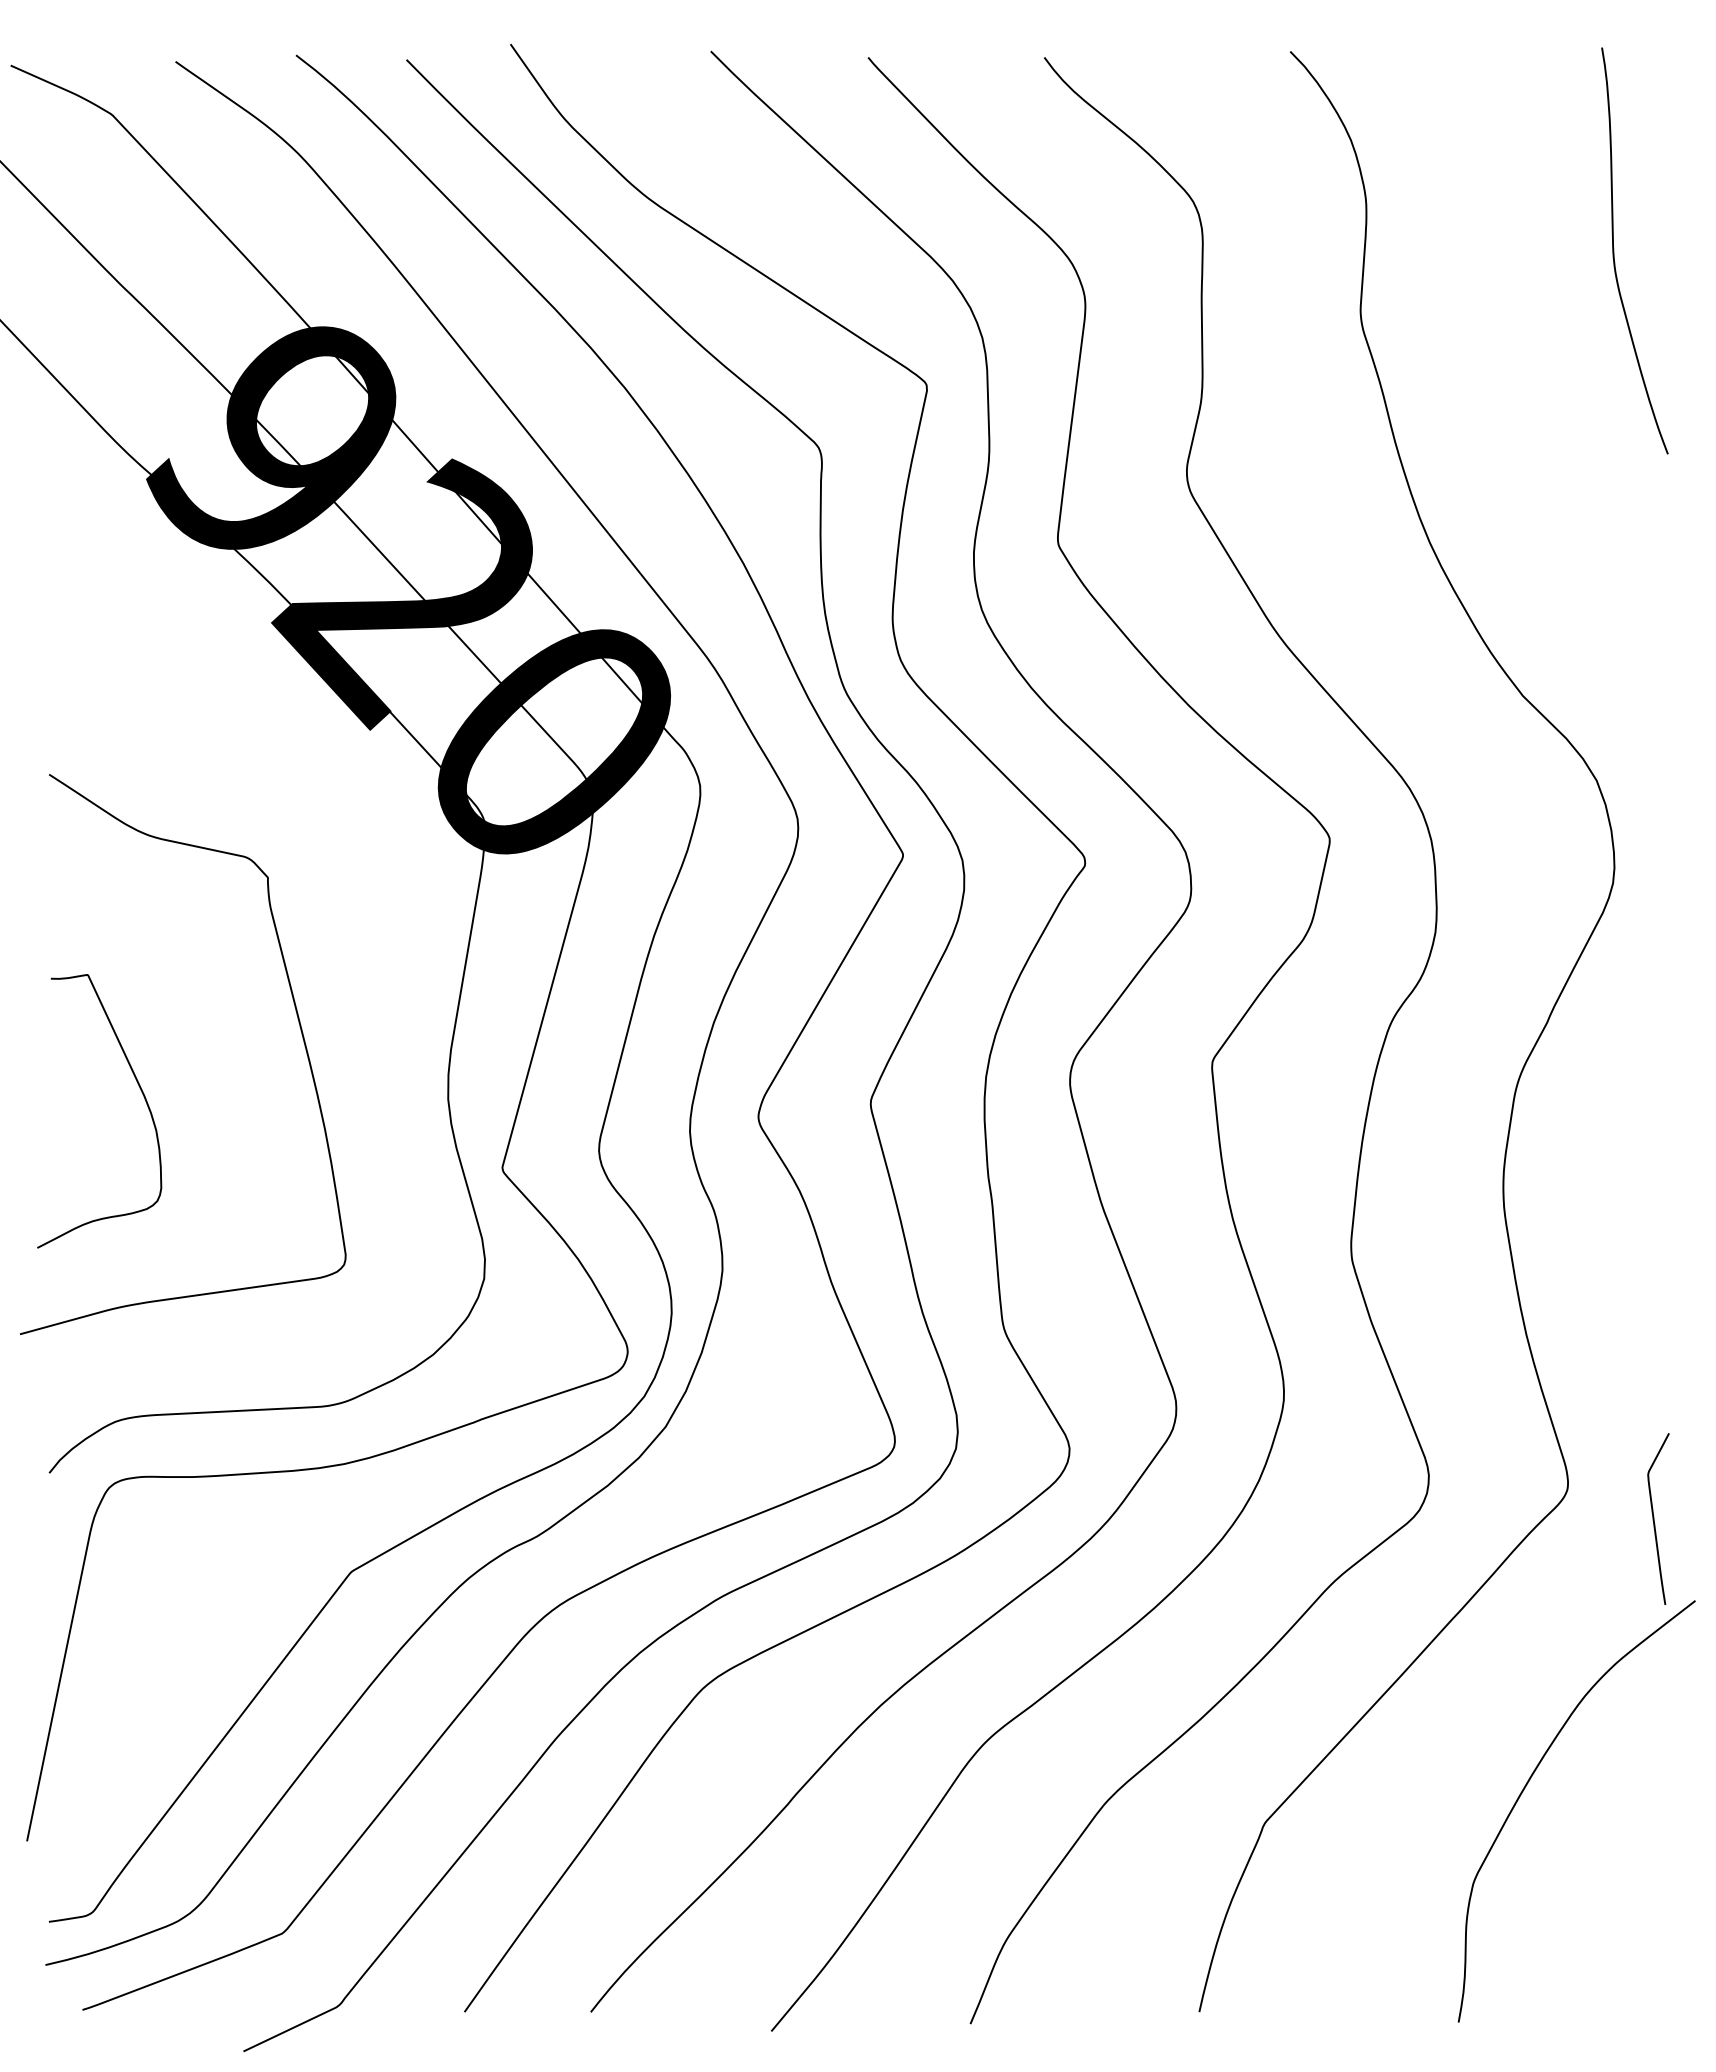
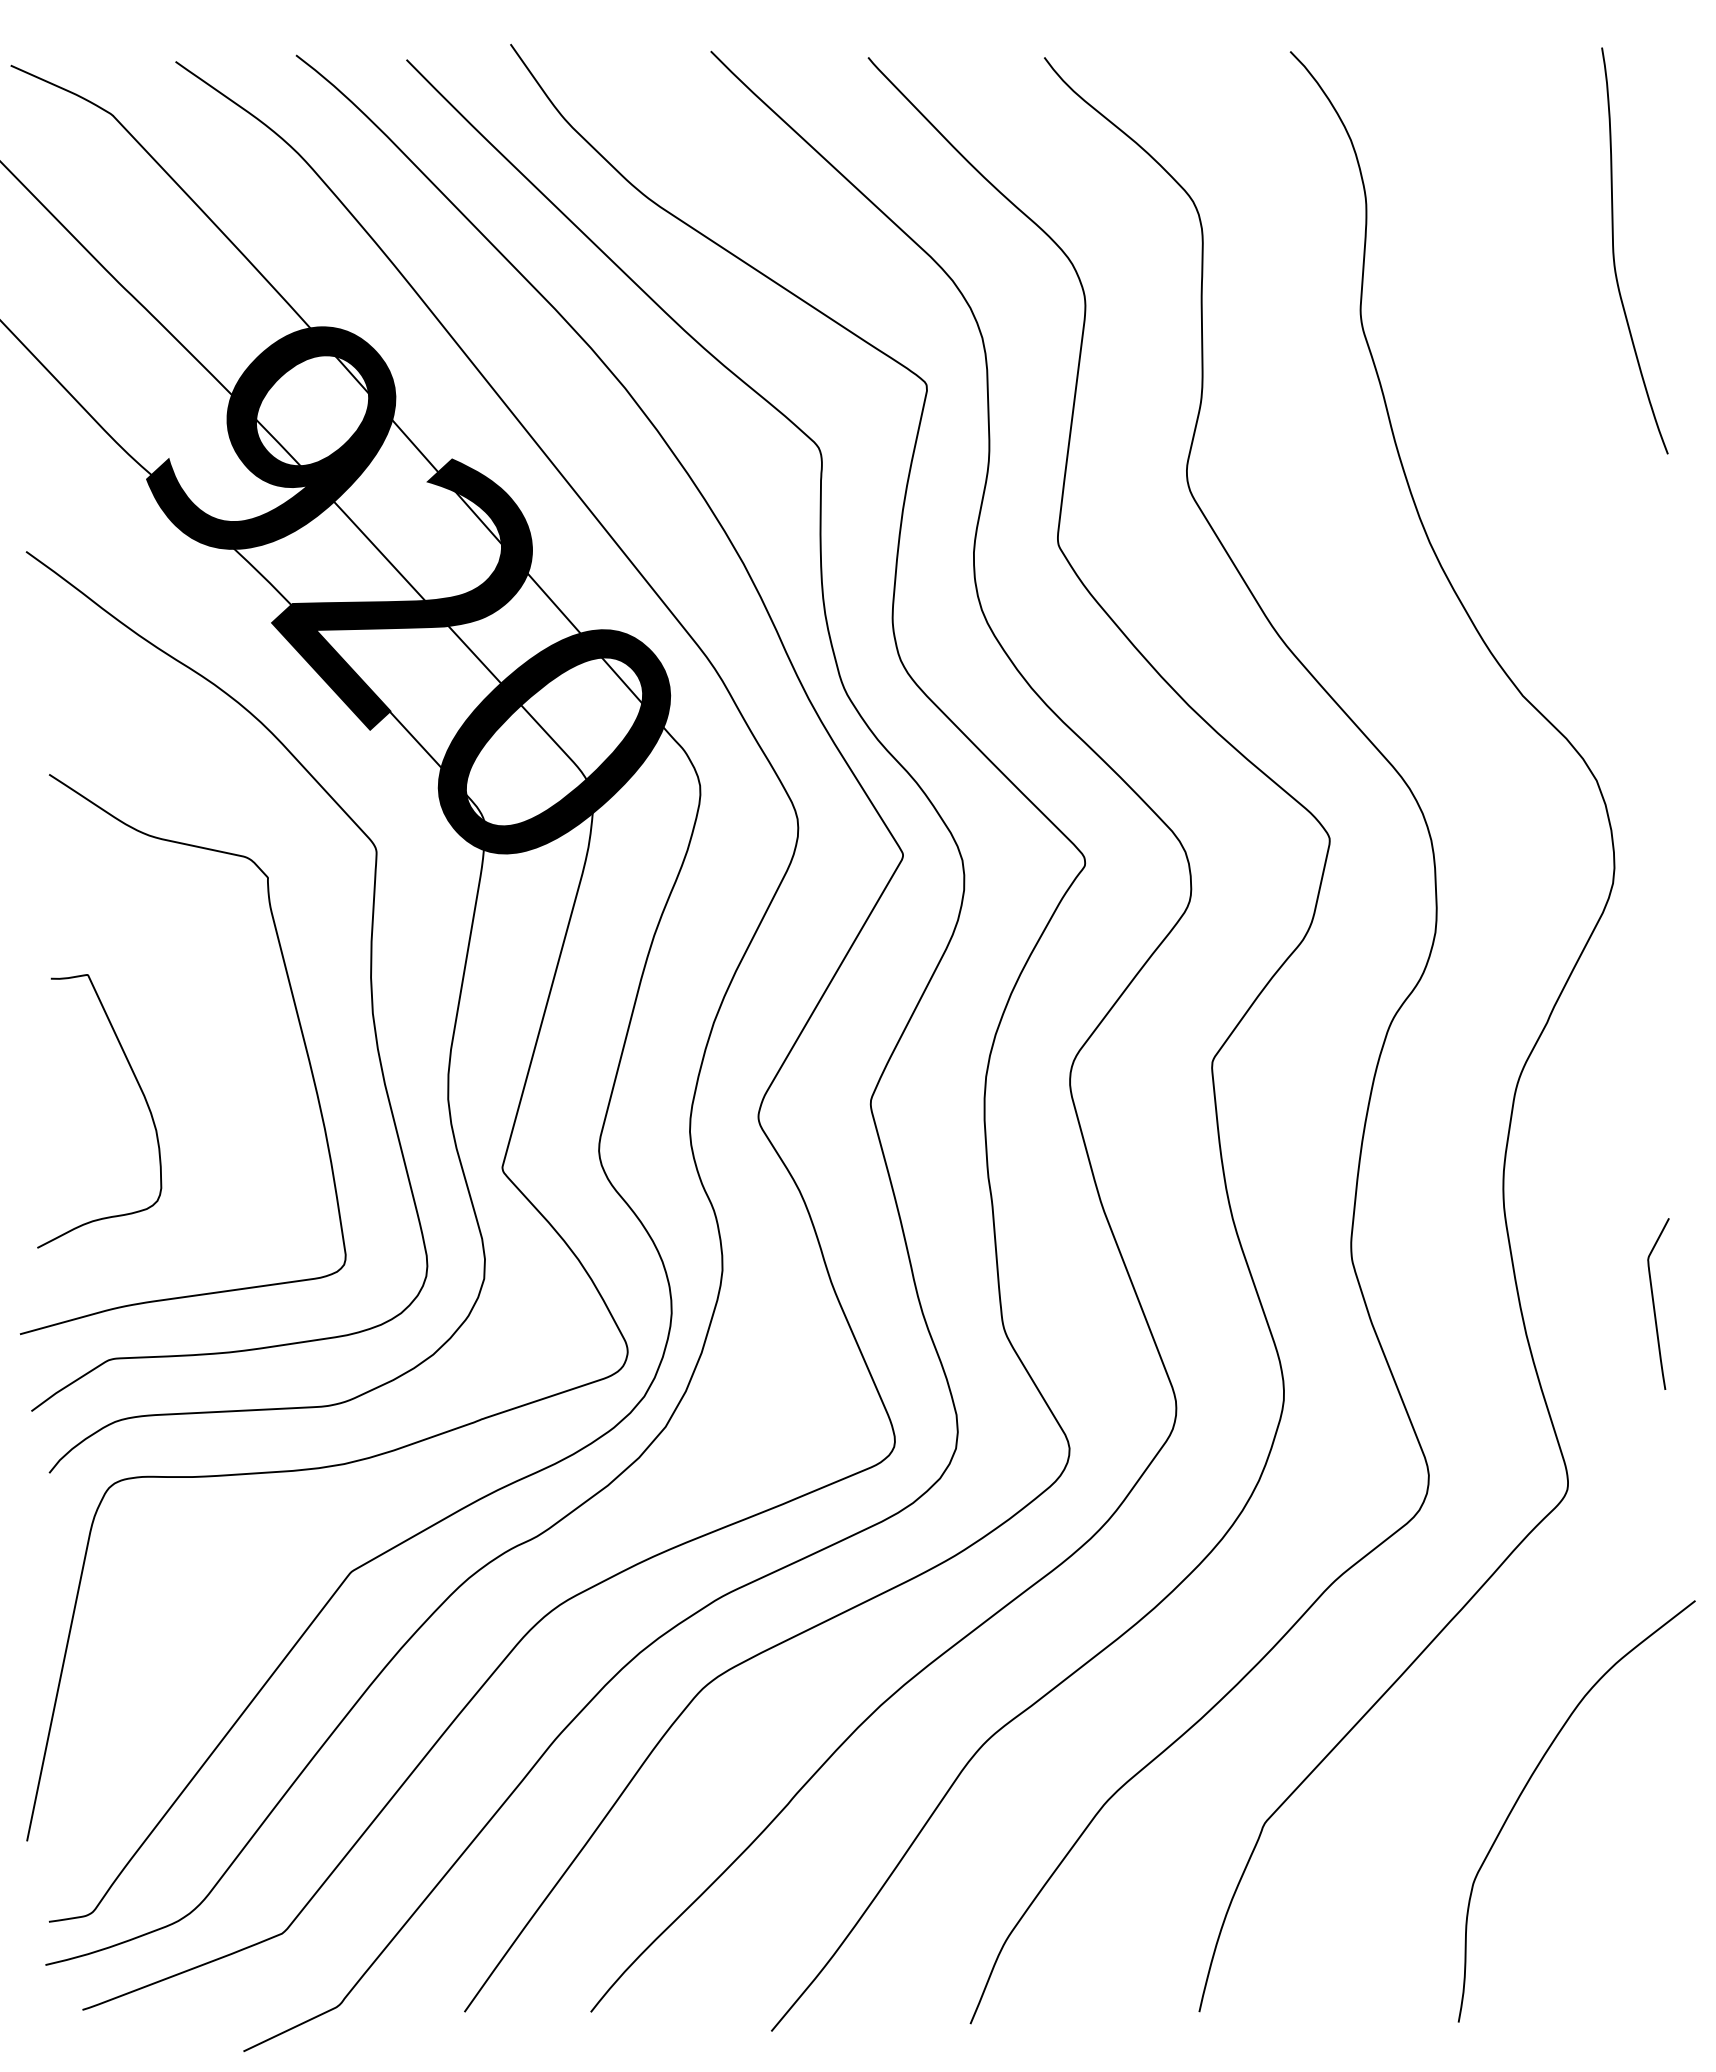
curve: none -> present (370, 981)
curve position: (1654, 1518) -> (1654, 1303) (1654, 1303)
